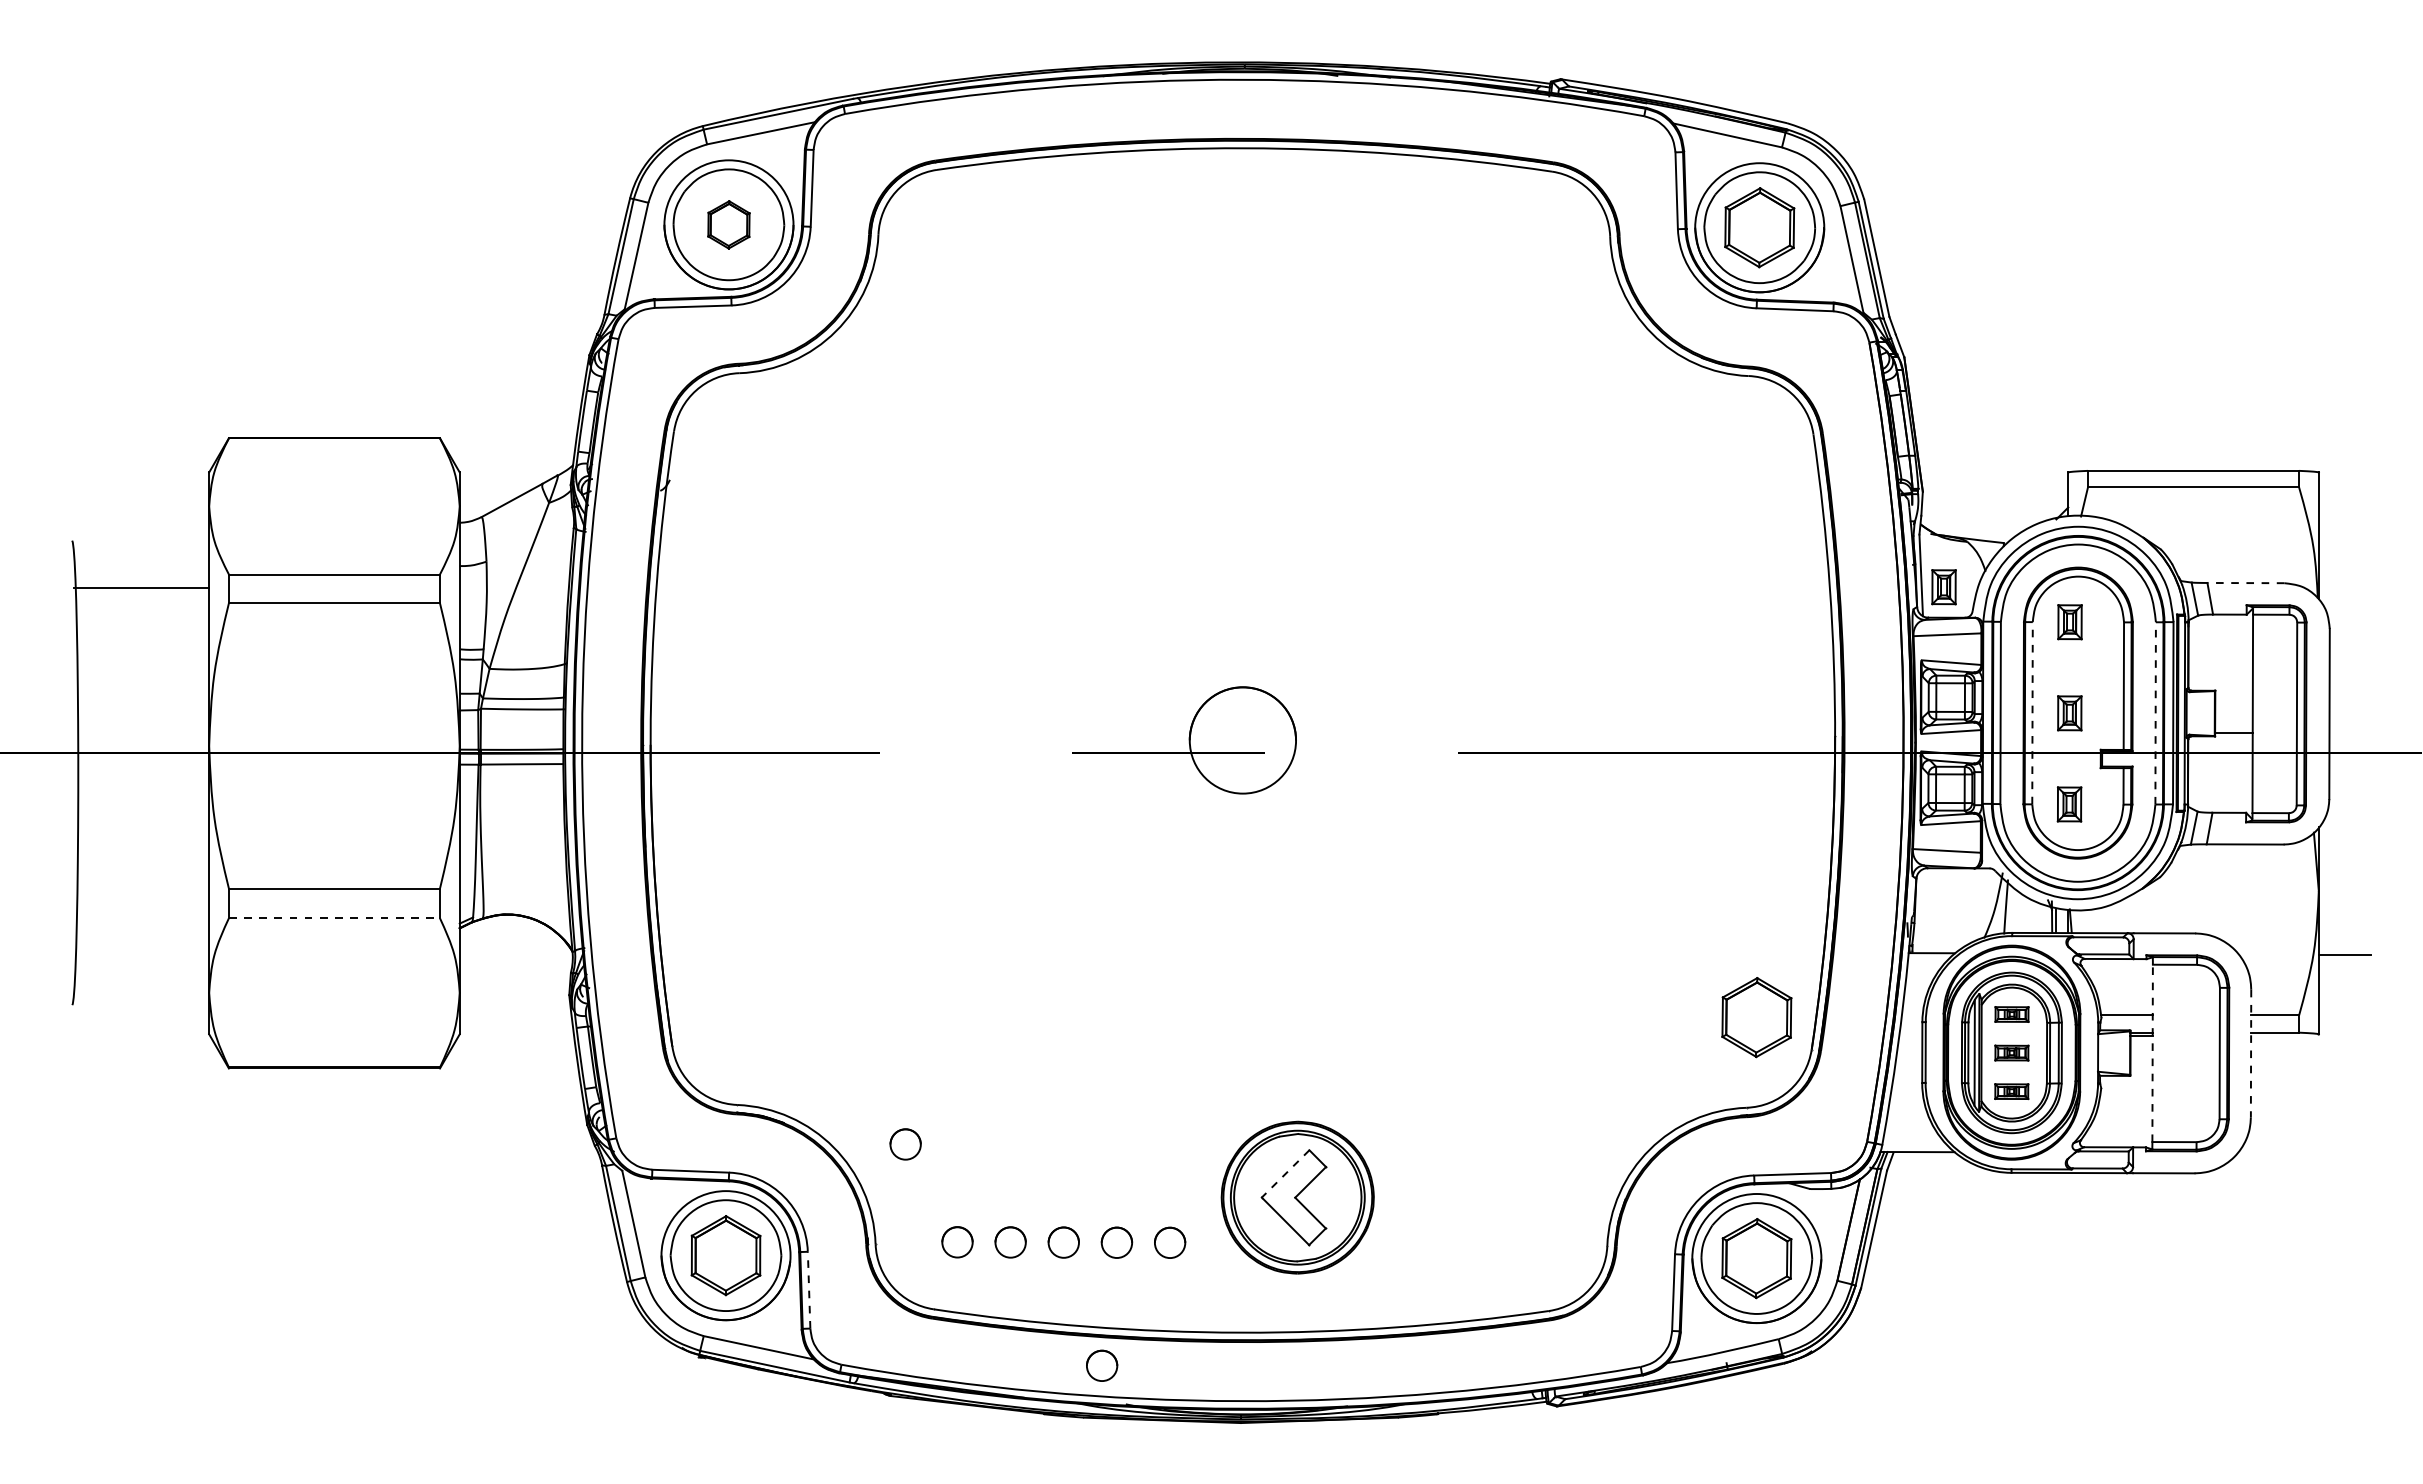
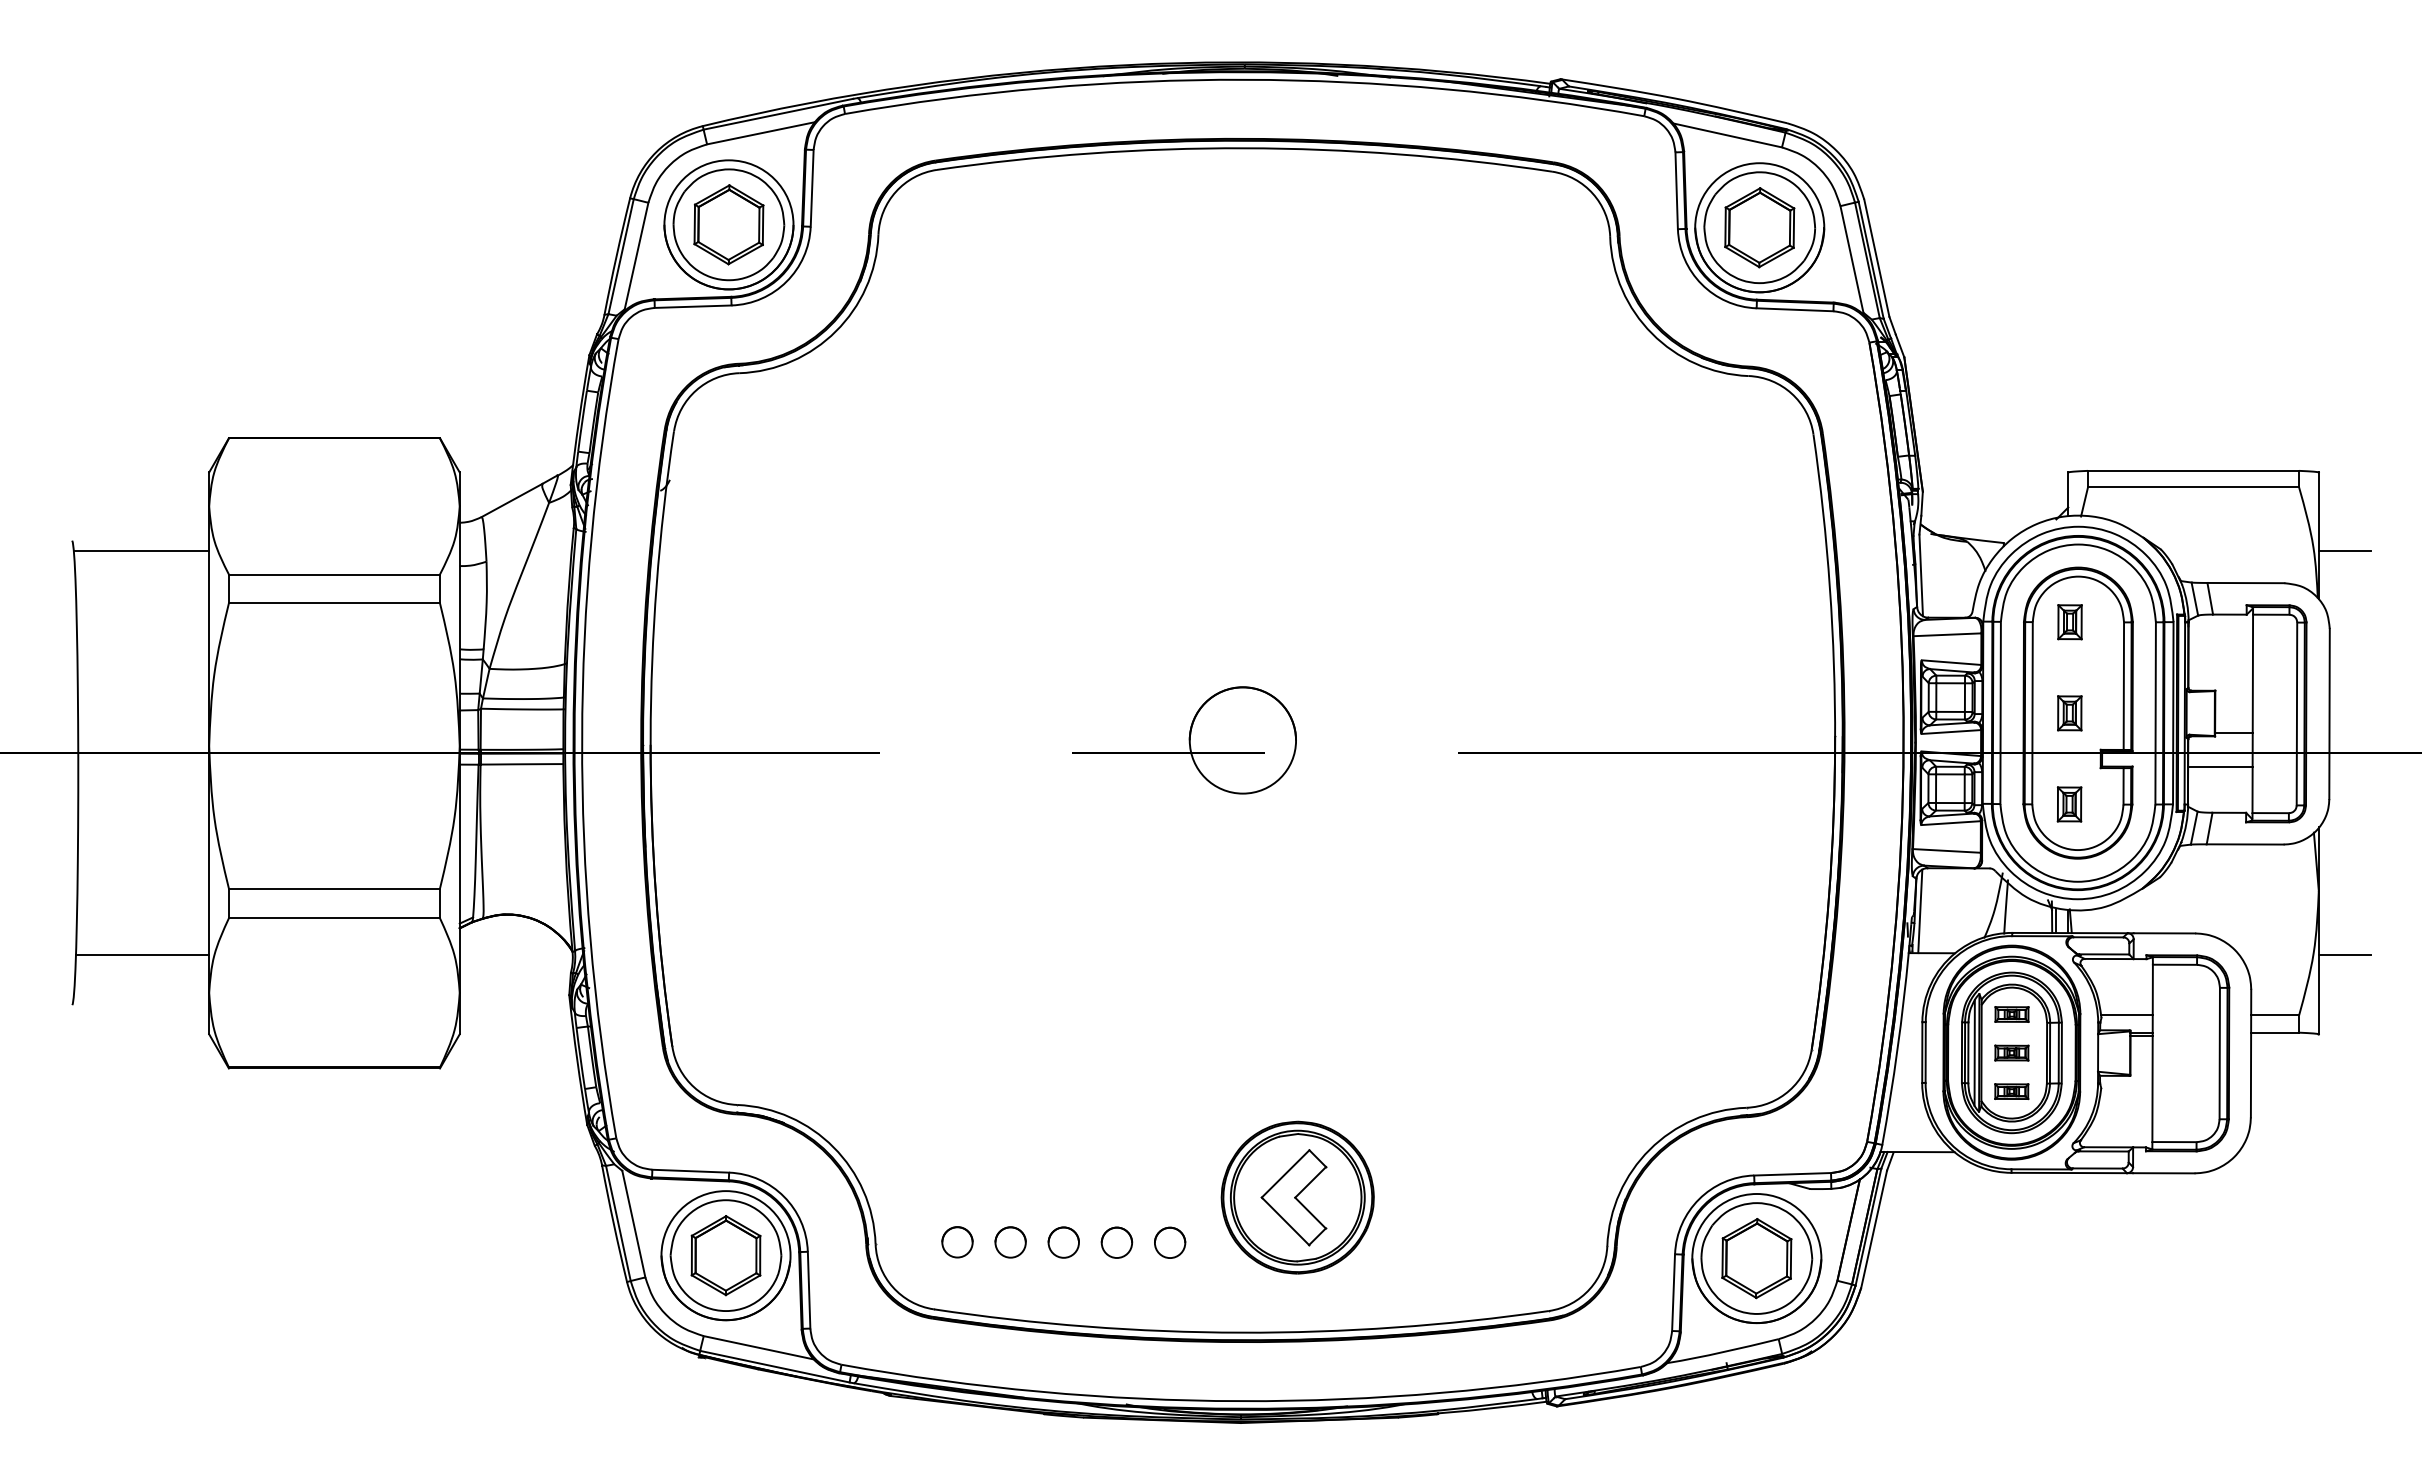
part size: 44x50 px -> 72x82 px (728, 224)
line: none -> present (2344, 551)
line: dashed -> solid (2245, 583)
part: present -> none (1943, 587)
line position: (141, 588) -> (141, 551) (141, 551)
line: dashed -> solid (2032, 712)
line: dashed -> solid (2155, 712)
line: none -> present (2220, 766)
line: none -> present (1920, 911)
line: dashed -> solid (334, 918)
line: none -> present (142, 955)
part: present -> none (1756, 1017)
line: dashed -> solid (2152, 1053)
line: dashed -> solid (2251, 1053)
circle: present -> none (905, 1144)
line: dashed -> solid (1285, 1173)
line: dashed -> solid (809, 1289)
circle: present -> none (1102, 1365)
